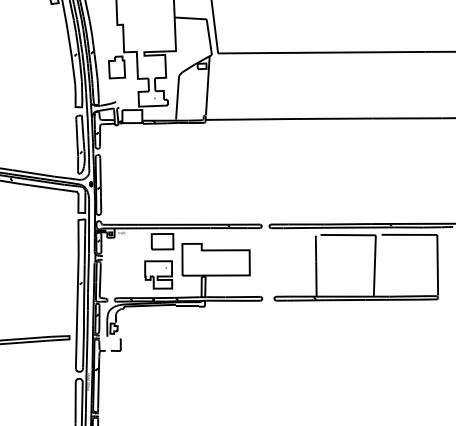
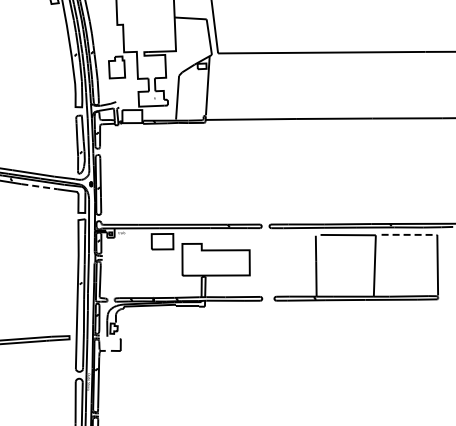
line: solid -> dashed (40, 186)
line: solid -> dashed (409, 234)
part: present -> none (158, 274)
